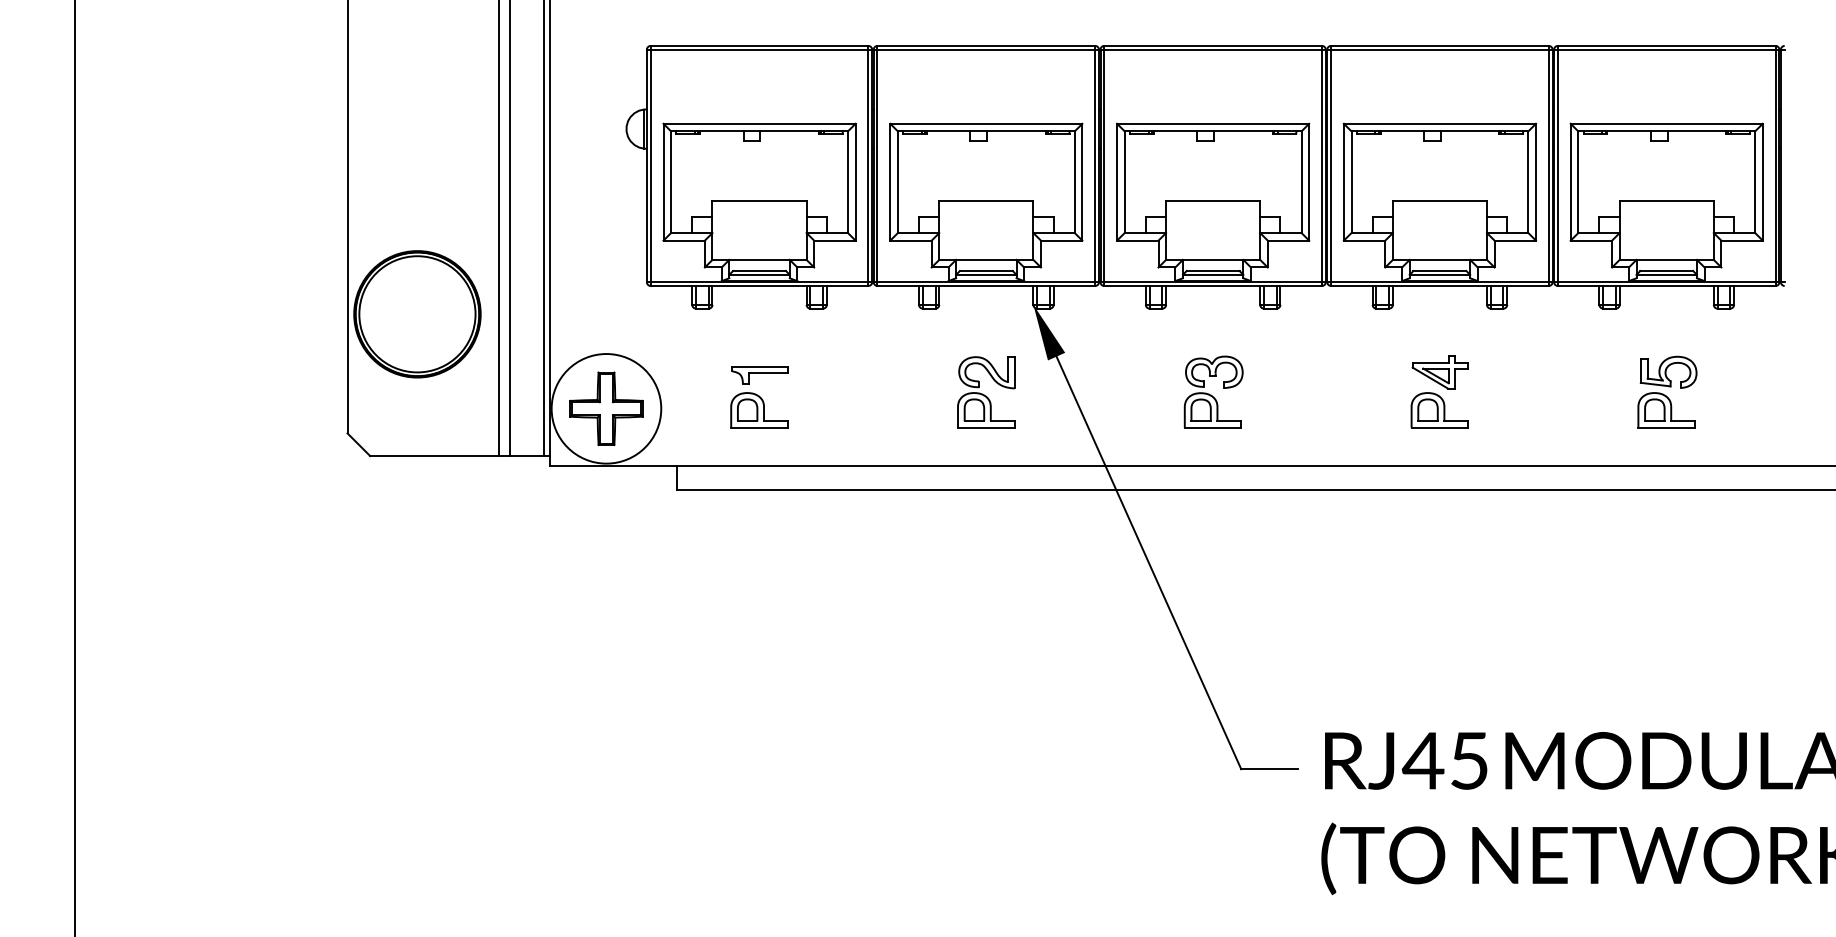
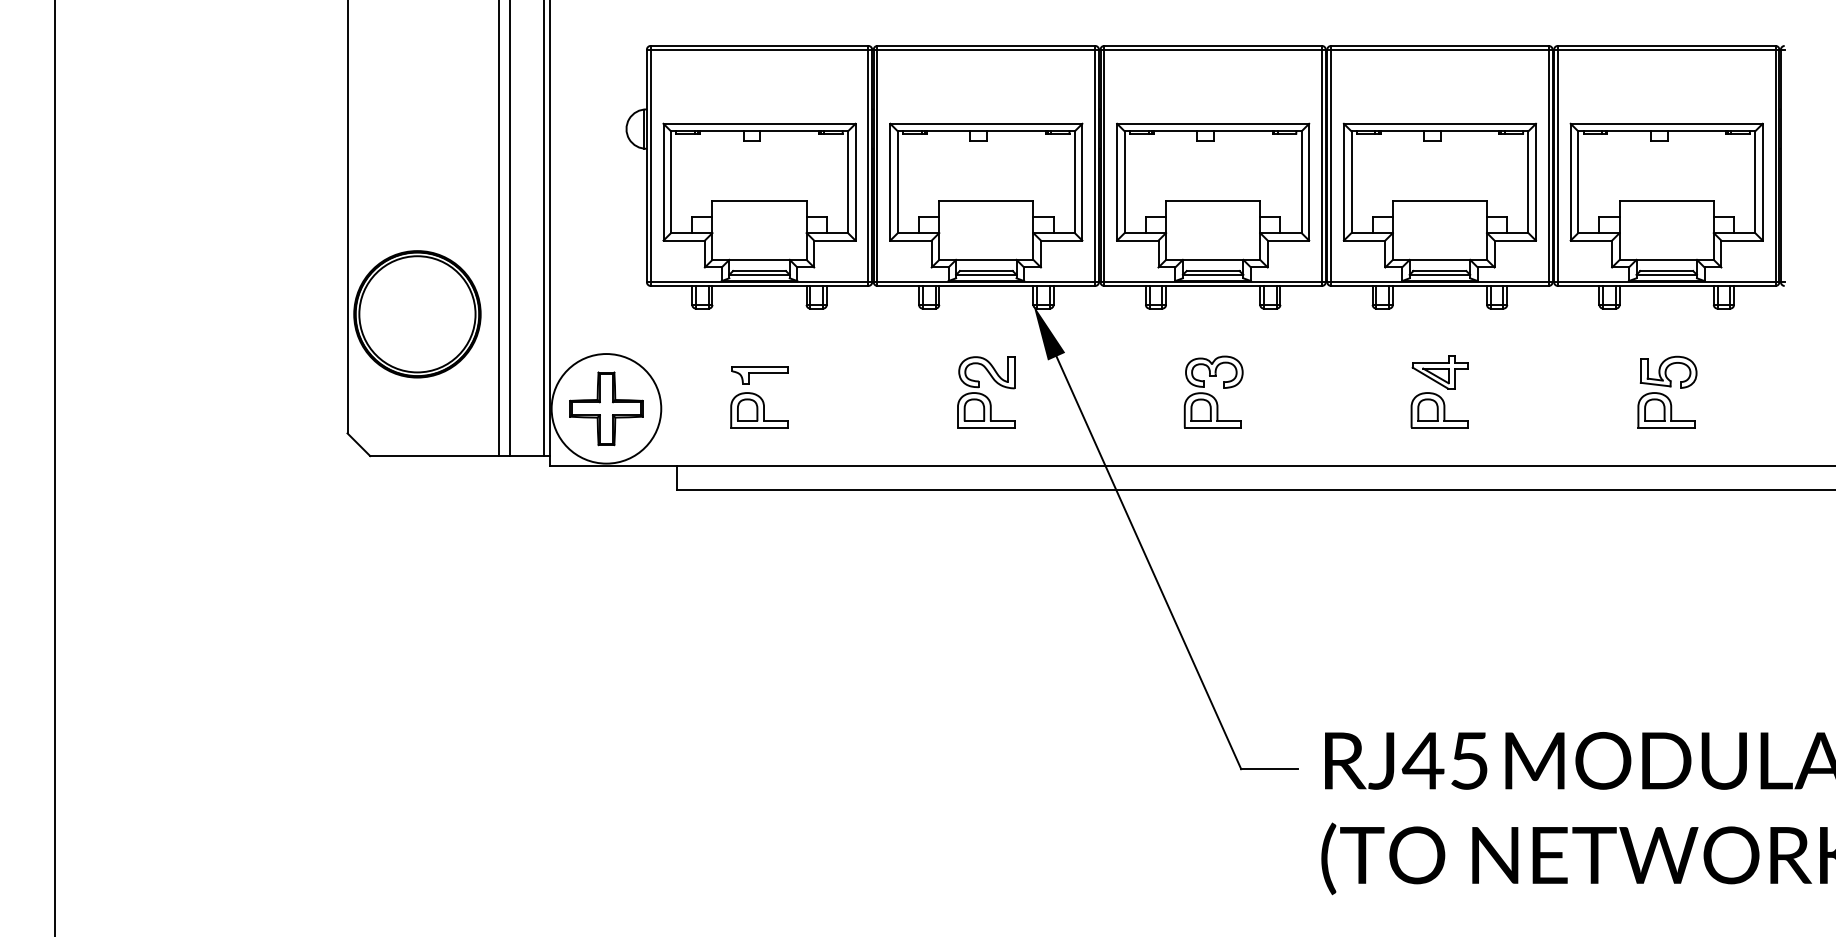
line position: (75, 467) -> (55, 467) (55, 467)
